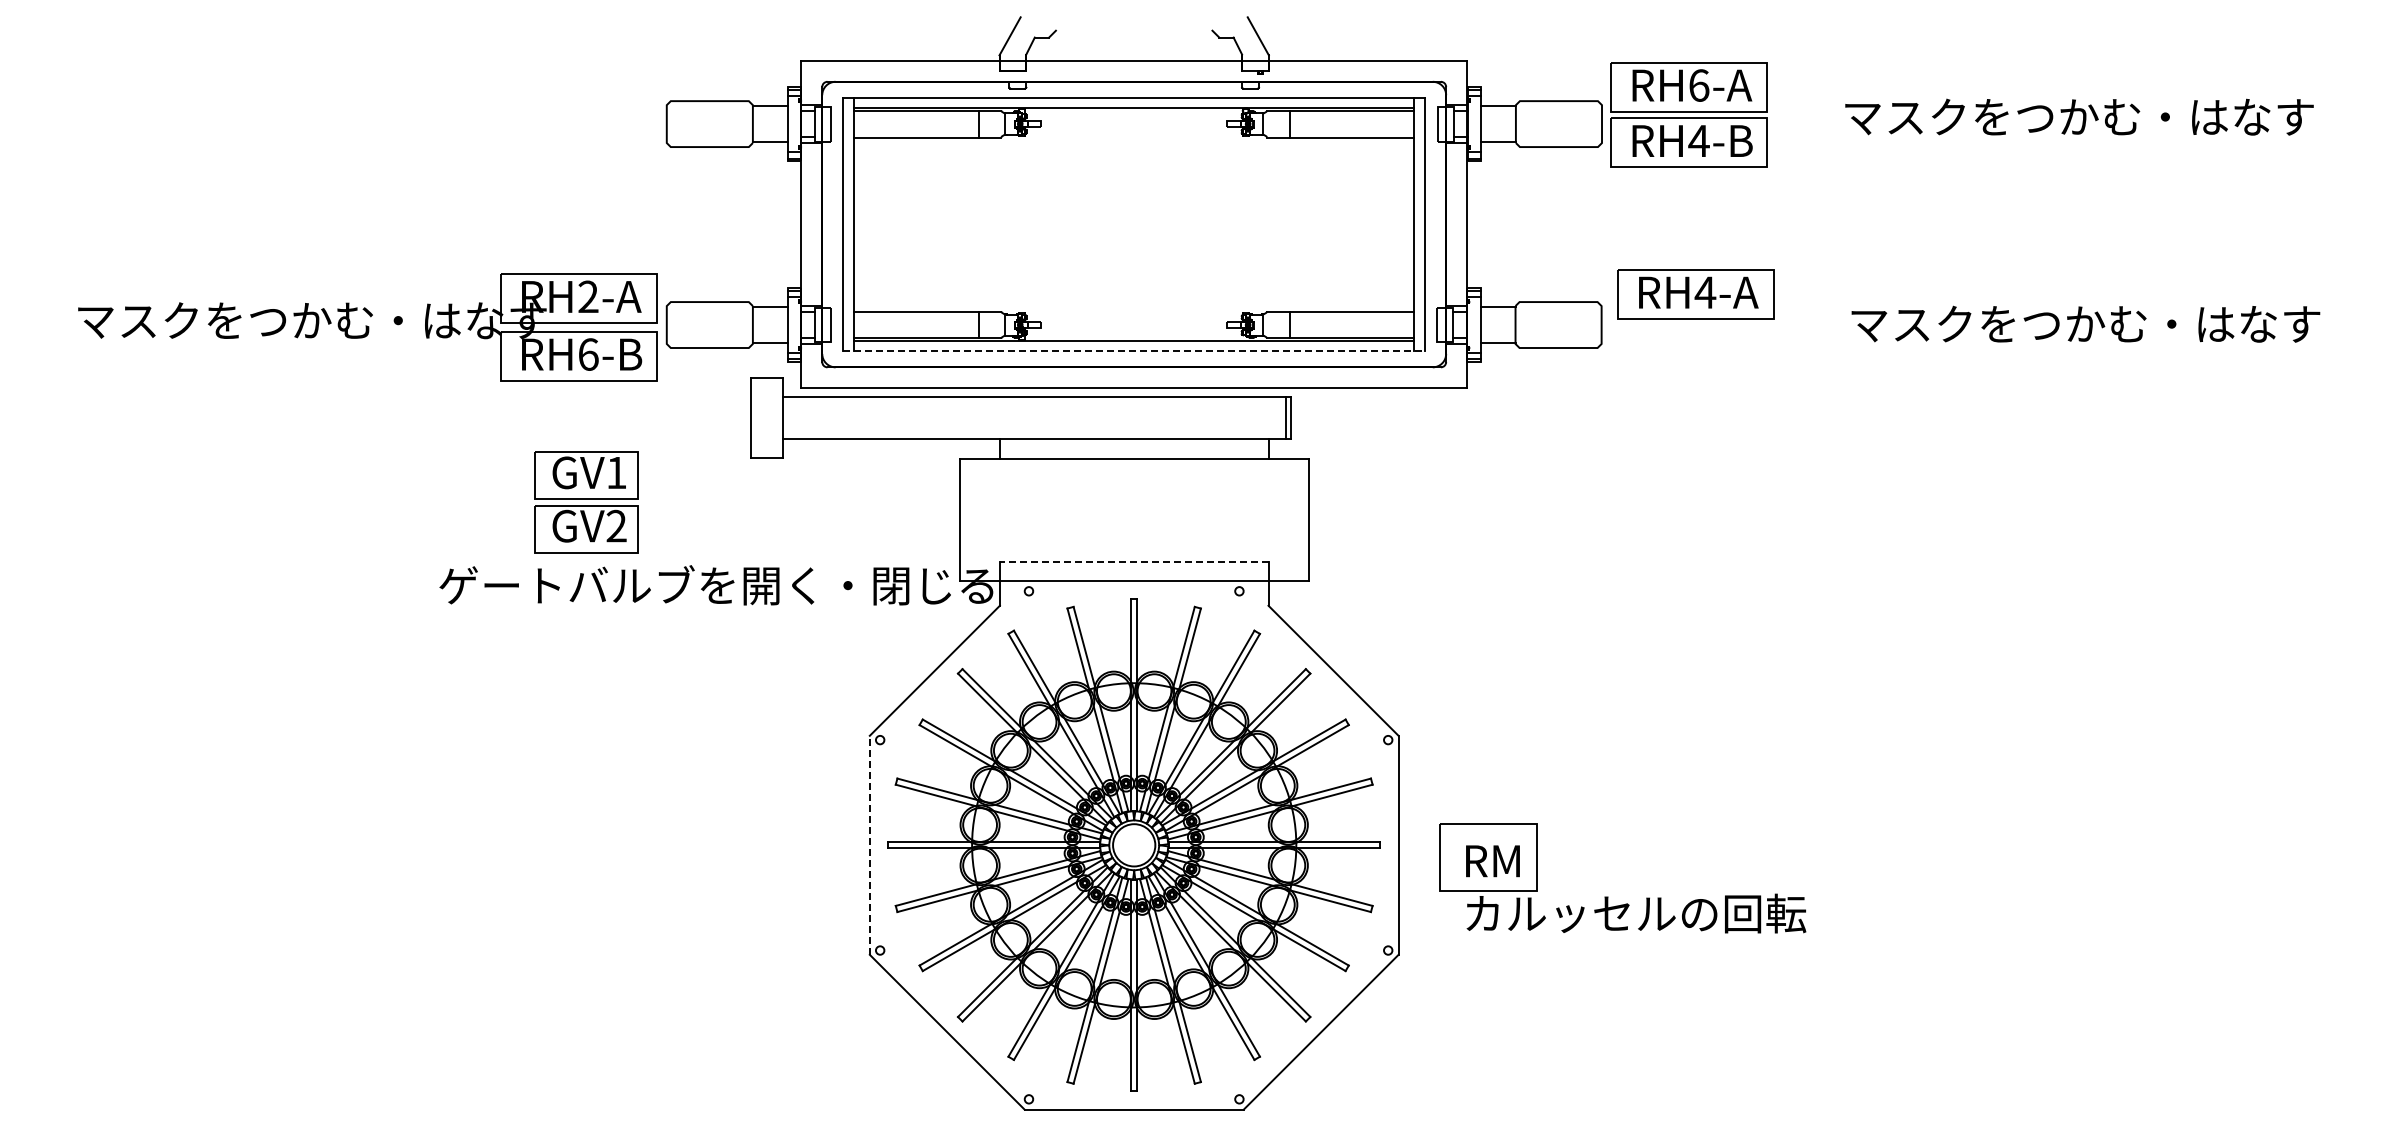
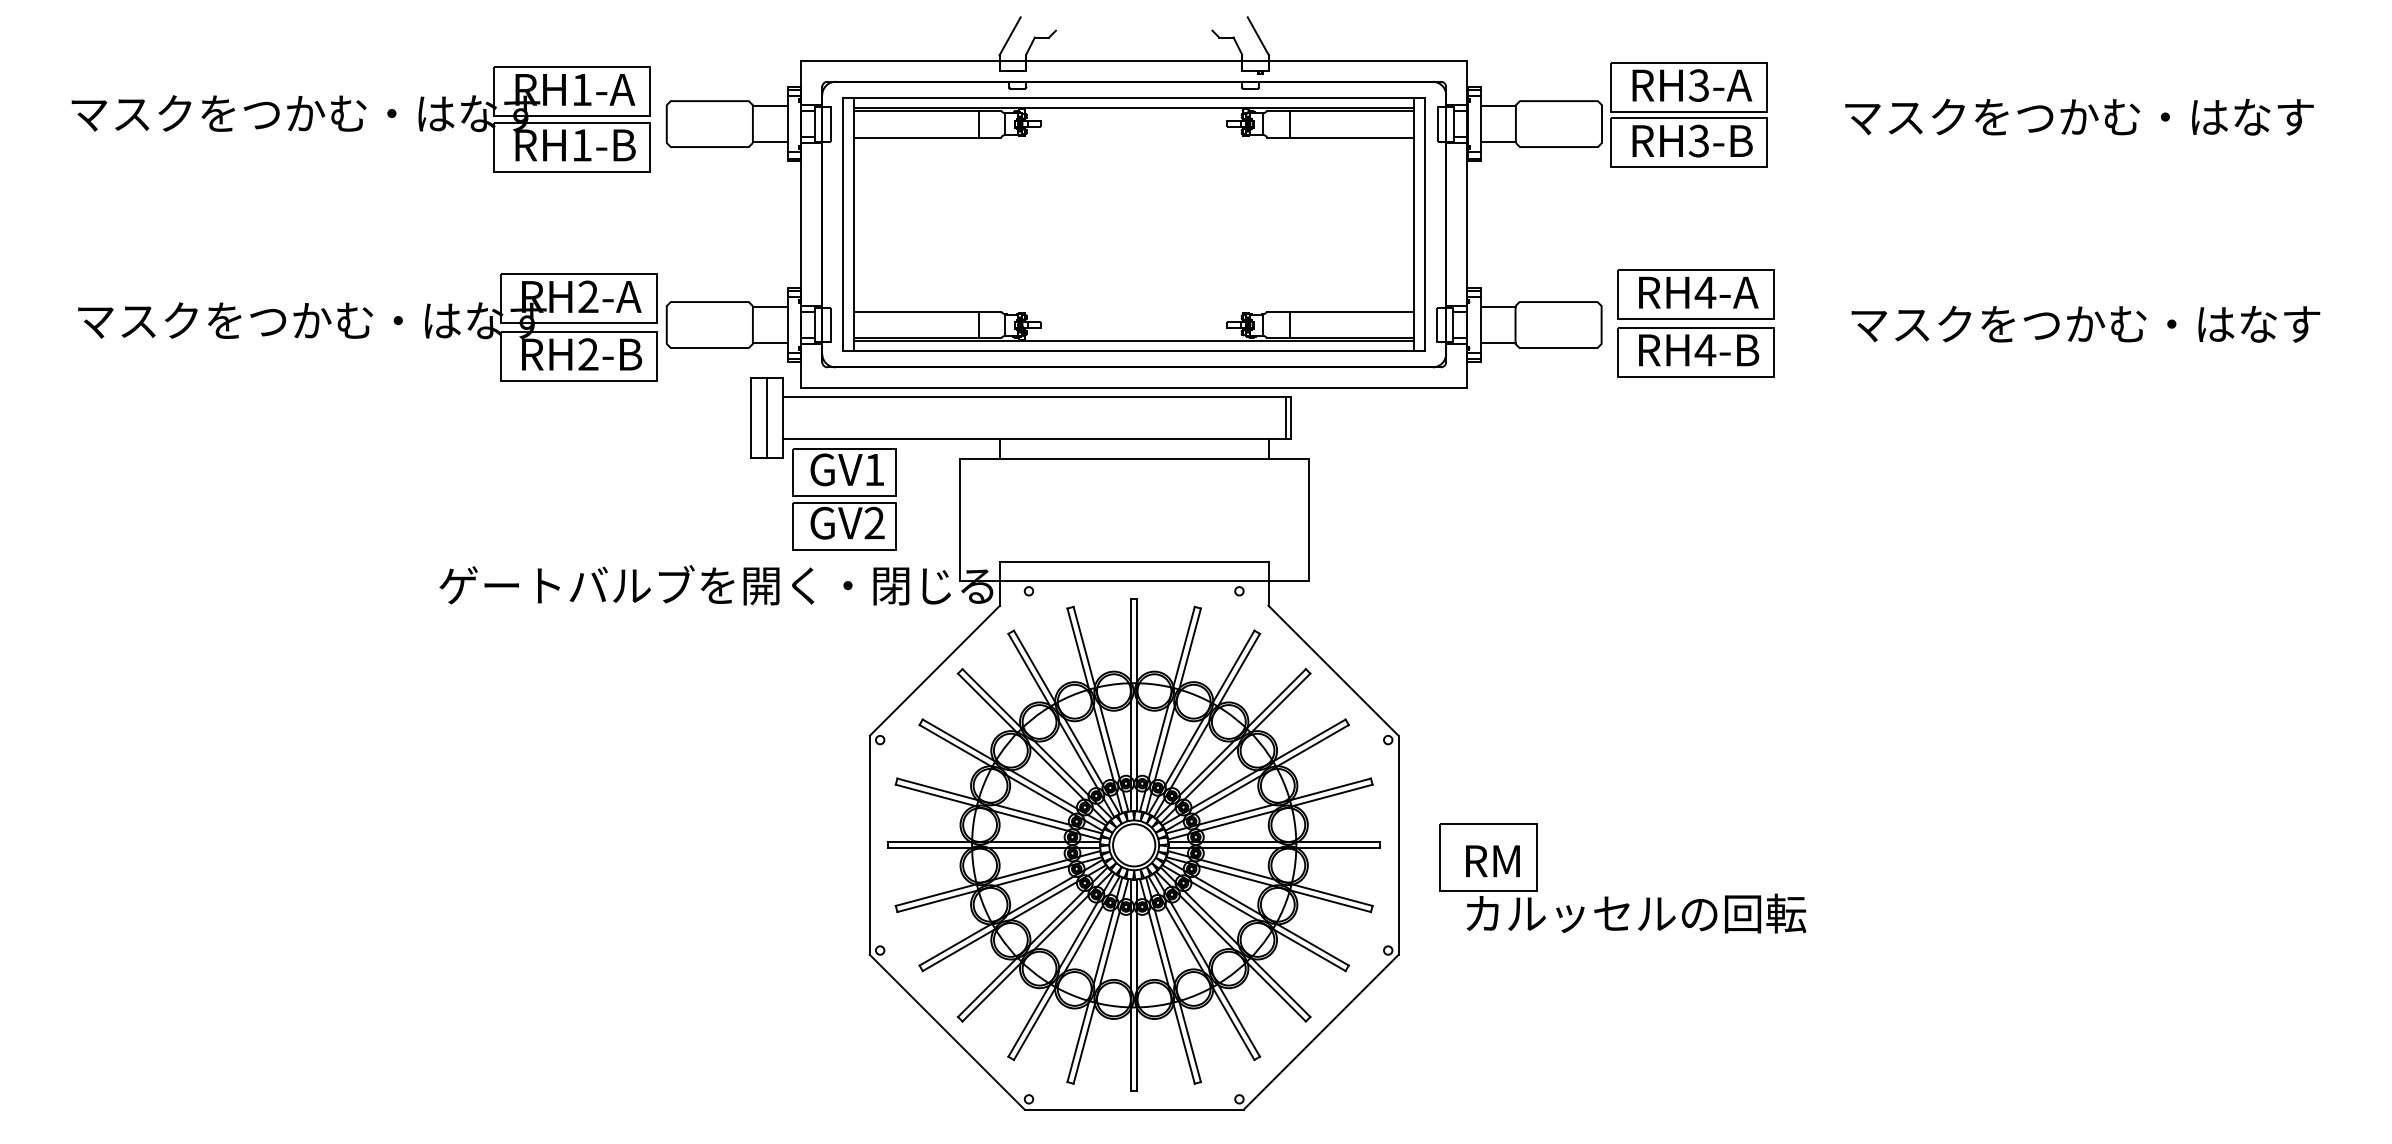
text: RH6-A -> RH3-A (1698, 85)
part: none -> present (360, 119)
text: RH4-B -> RH3-B (1698, 140)
line: dashed -> solid (1134, 351)
part: none -> present (1695, 352)
text: RH6-B -> RH2-B (588, 354)
line: none -> present (767, 417)
part position: (586, 502) -> (844, 499) (844, 499)
line: dashed -> solid (1133, 561)
line: dashed -> solid (869, 845)
